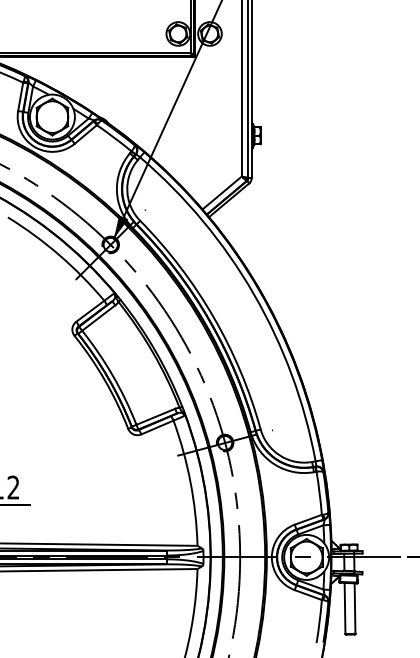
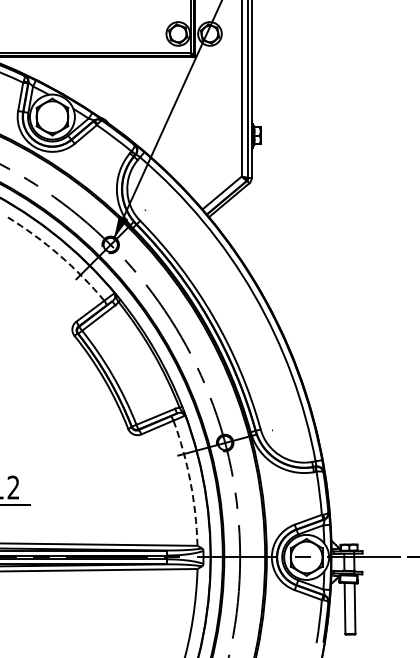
arc: solid -> dashed (59, 255)
arc: solid -> dashed (190, 482)
